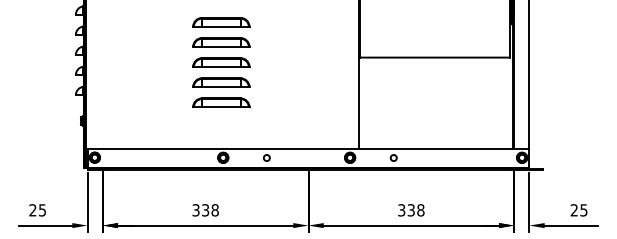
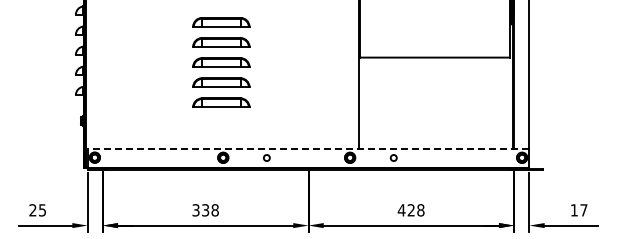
line: solid -> dashed (308, 148)
text: 338 -> 428 (405, 210)
text: 25 -> 17 (578, 210)
